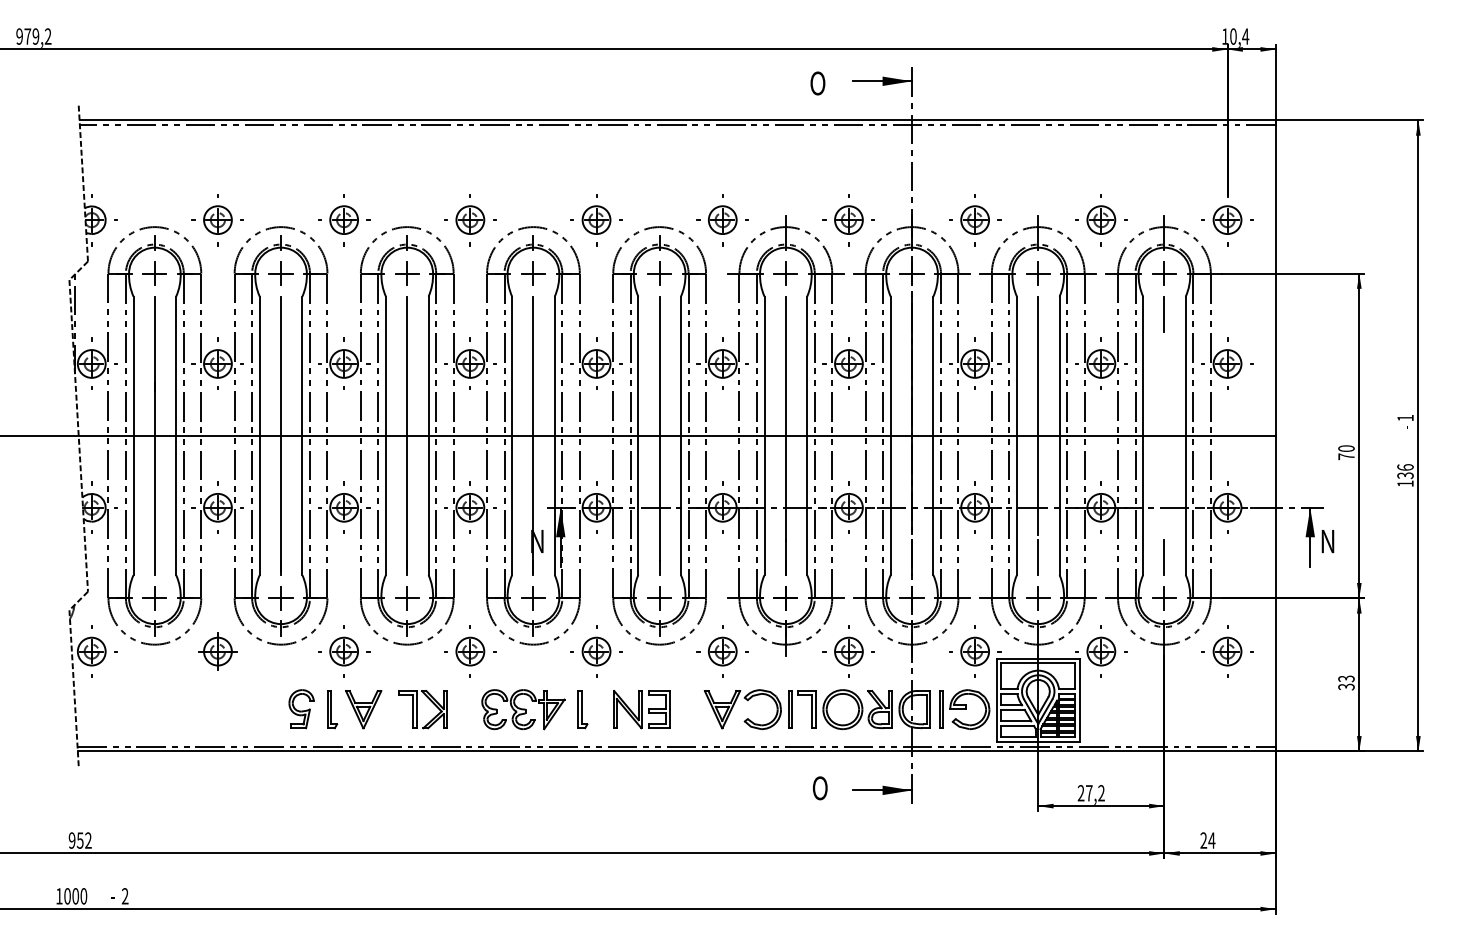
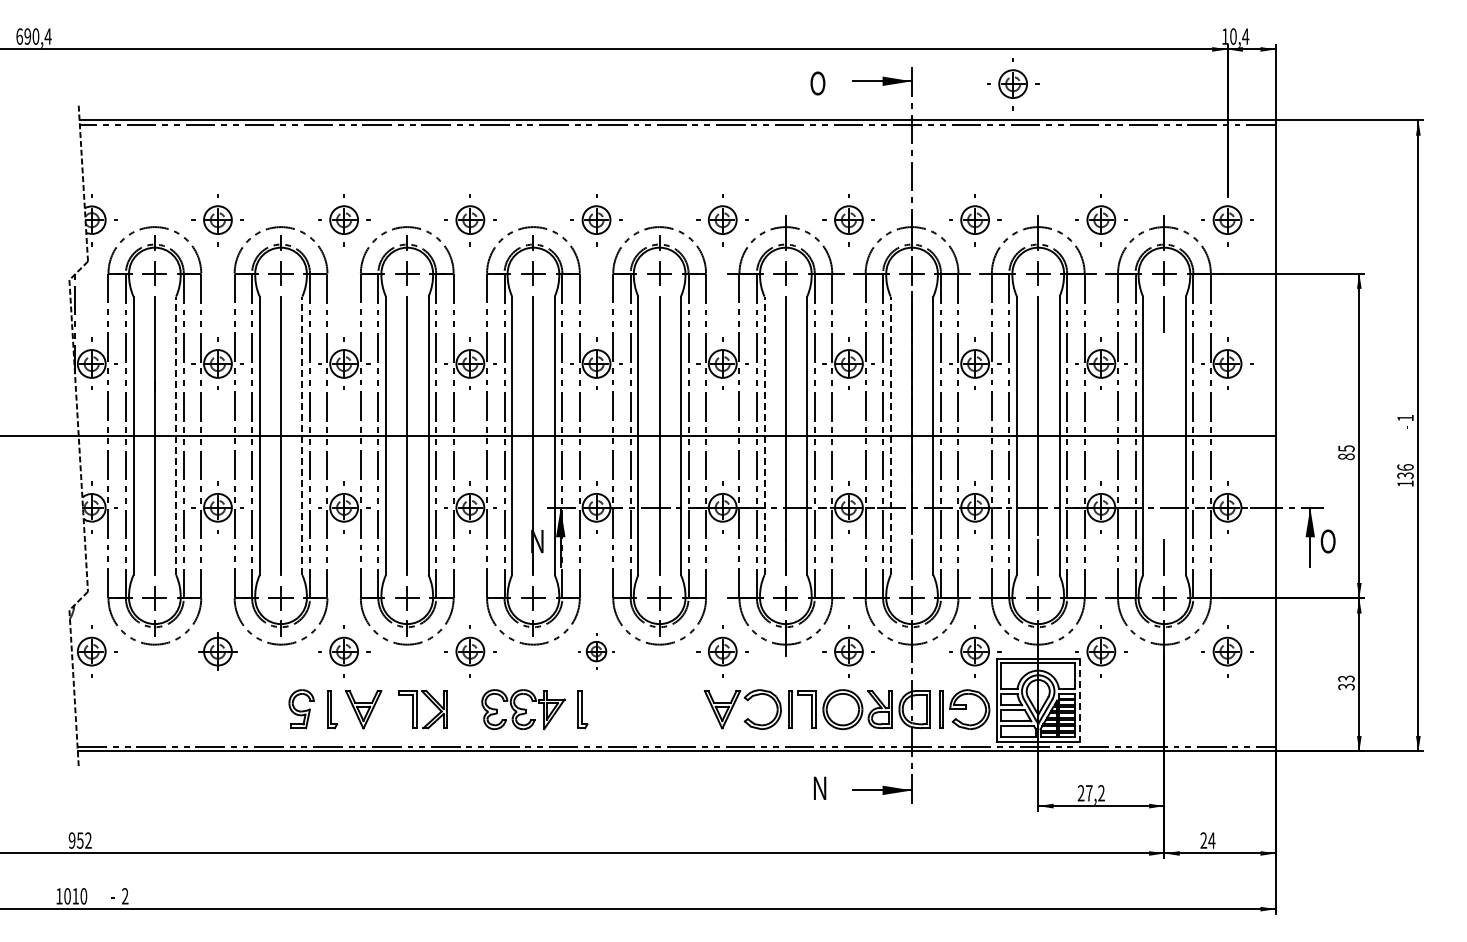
text: 979,2 -> 690,4 (33, 36)
part: none -> present (1013, 84)
line: solid -> dashed (176, 435)
line: solid -> dashed (302, 435)
line: solid -> dashed (764, 435)
line: solid -> dashed (890, 435)
text: 70 -> 85 (1346, 452)
text: N -> O (1327, 541)
part size: 53x53 px -> 37x37 px (596, 651)
line: solid -> dashed (1080, 700)
part: present -> none (641, 709)
text: O -> N (819, 788)
text: 1000 -> 1010 (75, 896)
